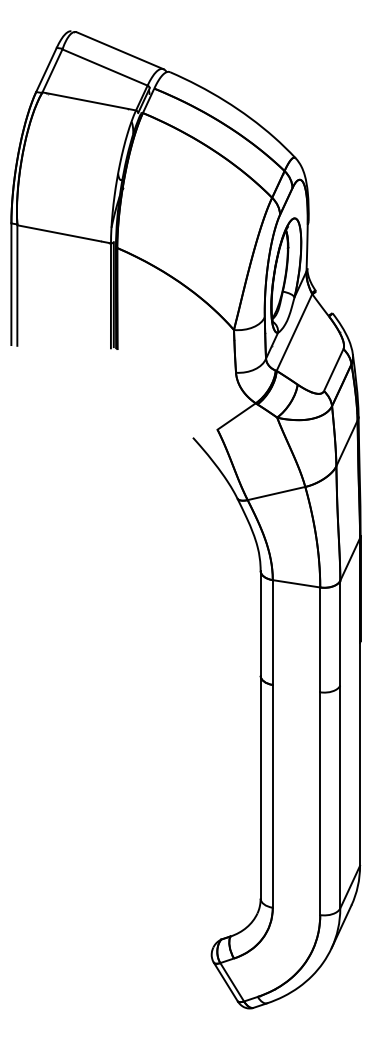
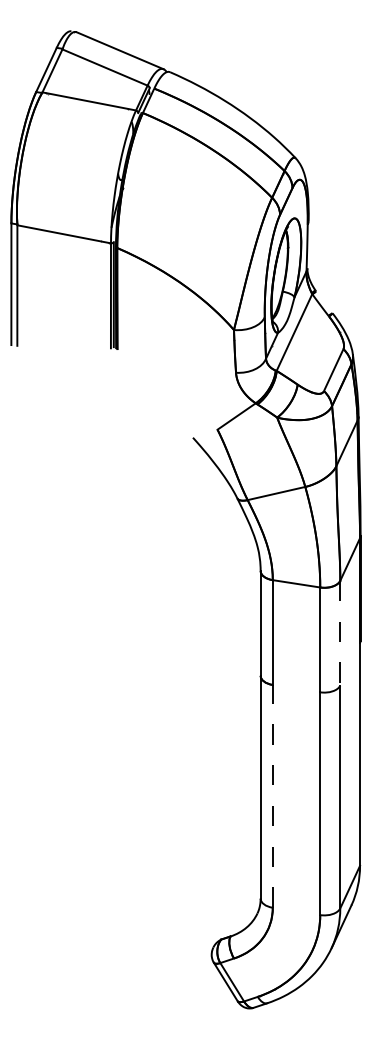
line: solid -> dashed (340, 633)
line: solid -> dashed (272, 795)
